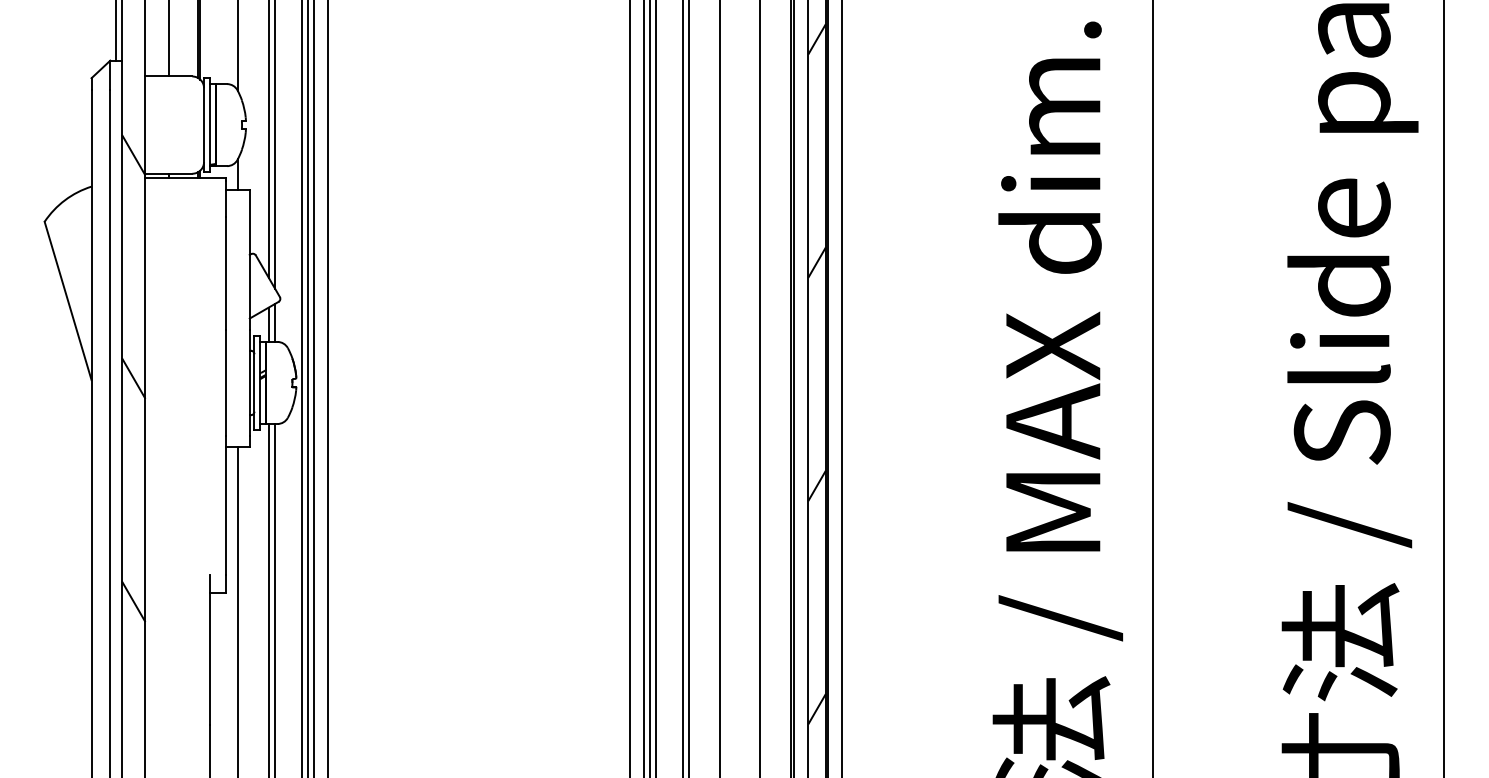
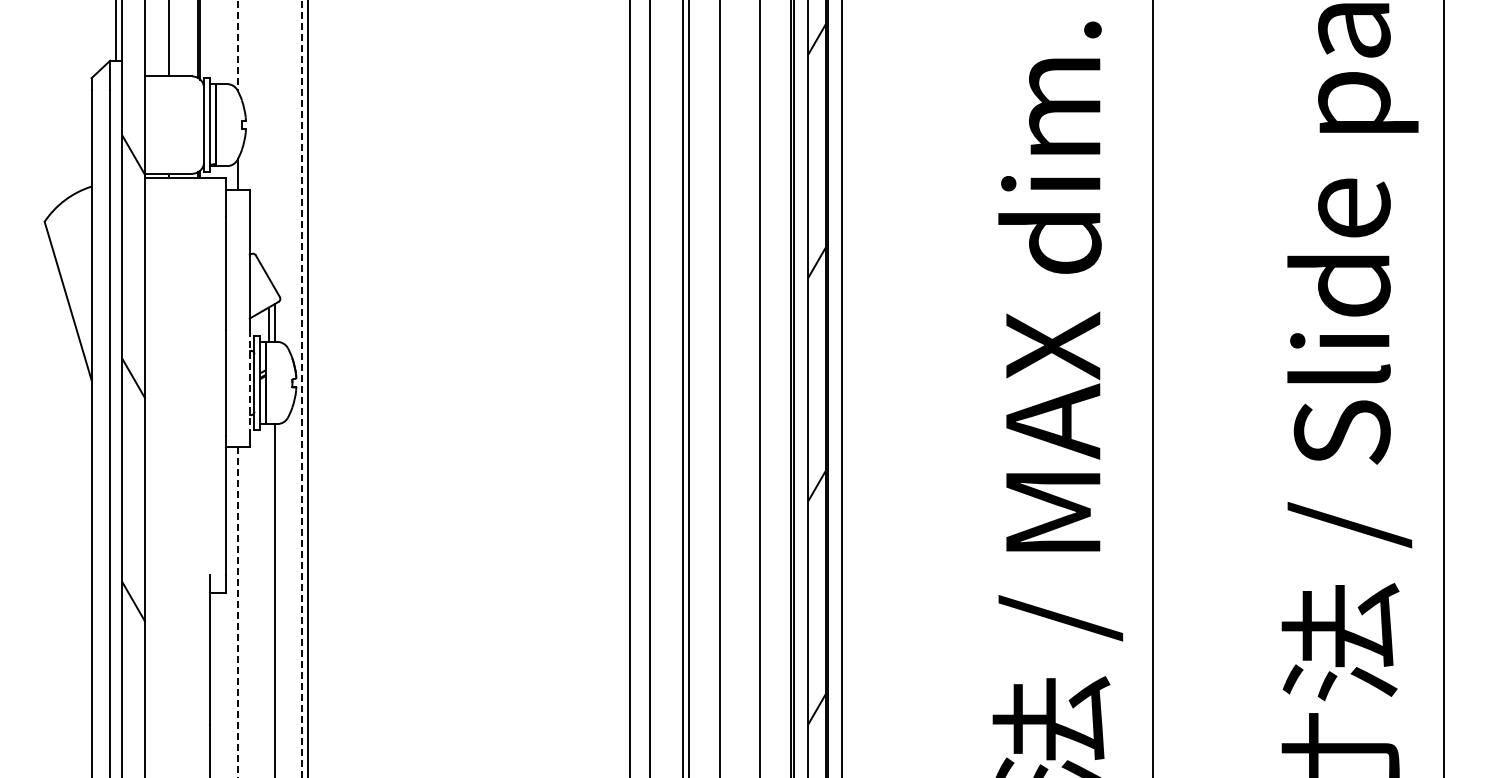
line: solid -> dashed (238, 46)
line: present -> none (268, 139)
line: present -> none (275, 145)
line: solid -> dashed (249, 382)
line: solid -> dashed (301, 388)
line: present -> none (314, 388)
line: present -> none (328, 388)
line: present -> none (643, 388)
line: present -> none (656, 388)
line: present -> none (268, 599)
line: solid -> dashed (238, 613)
